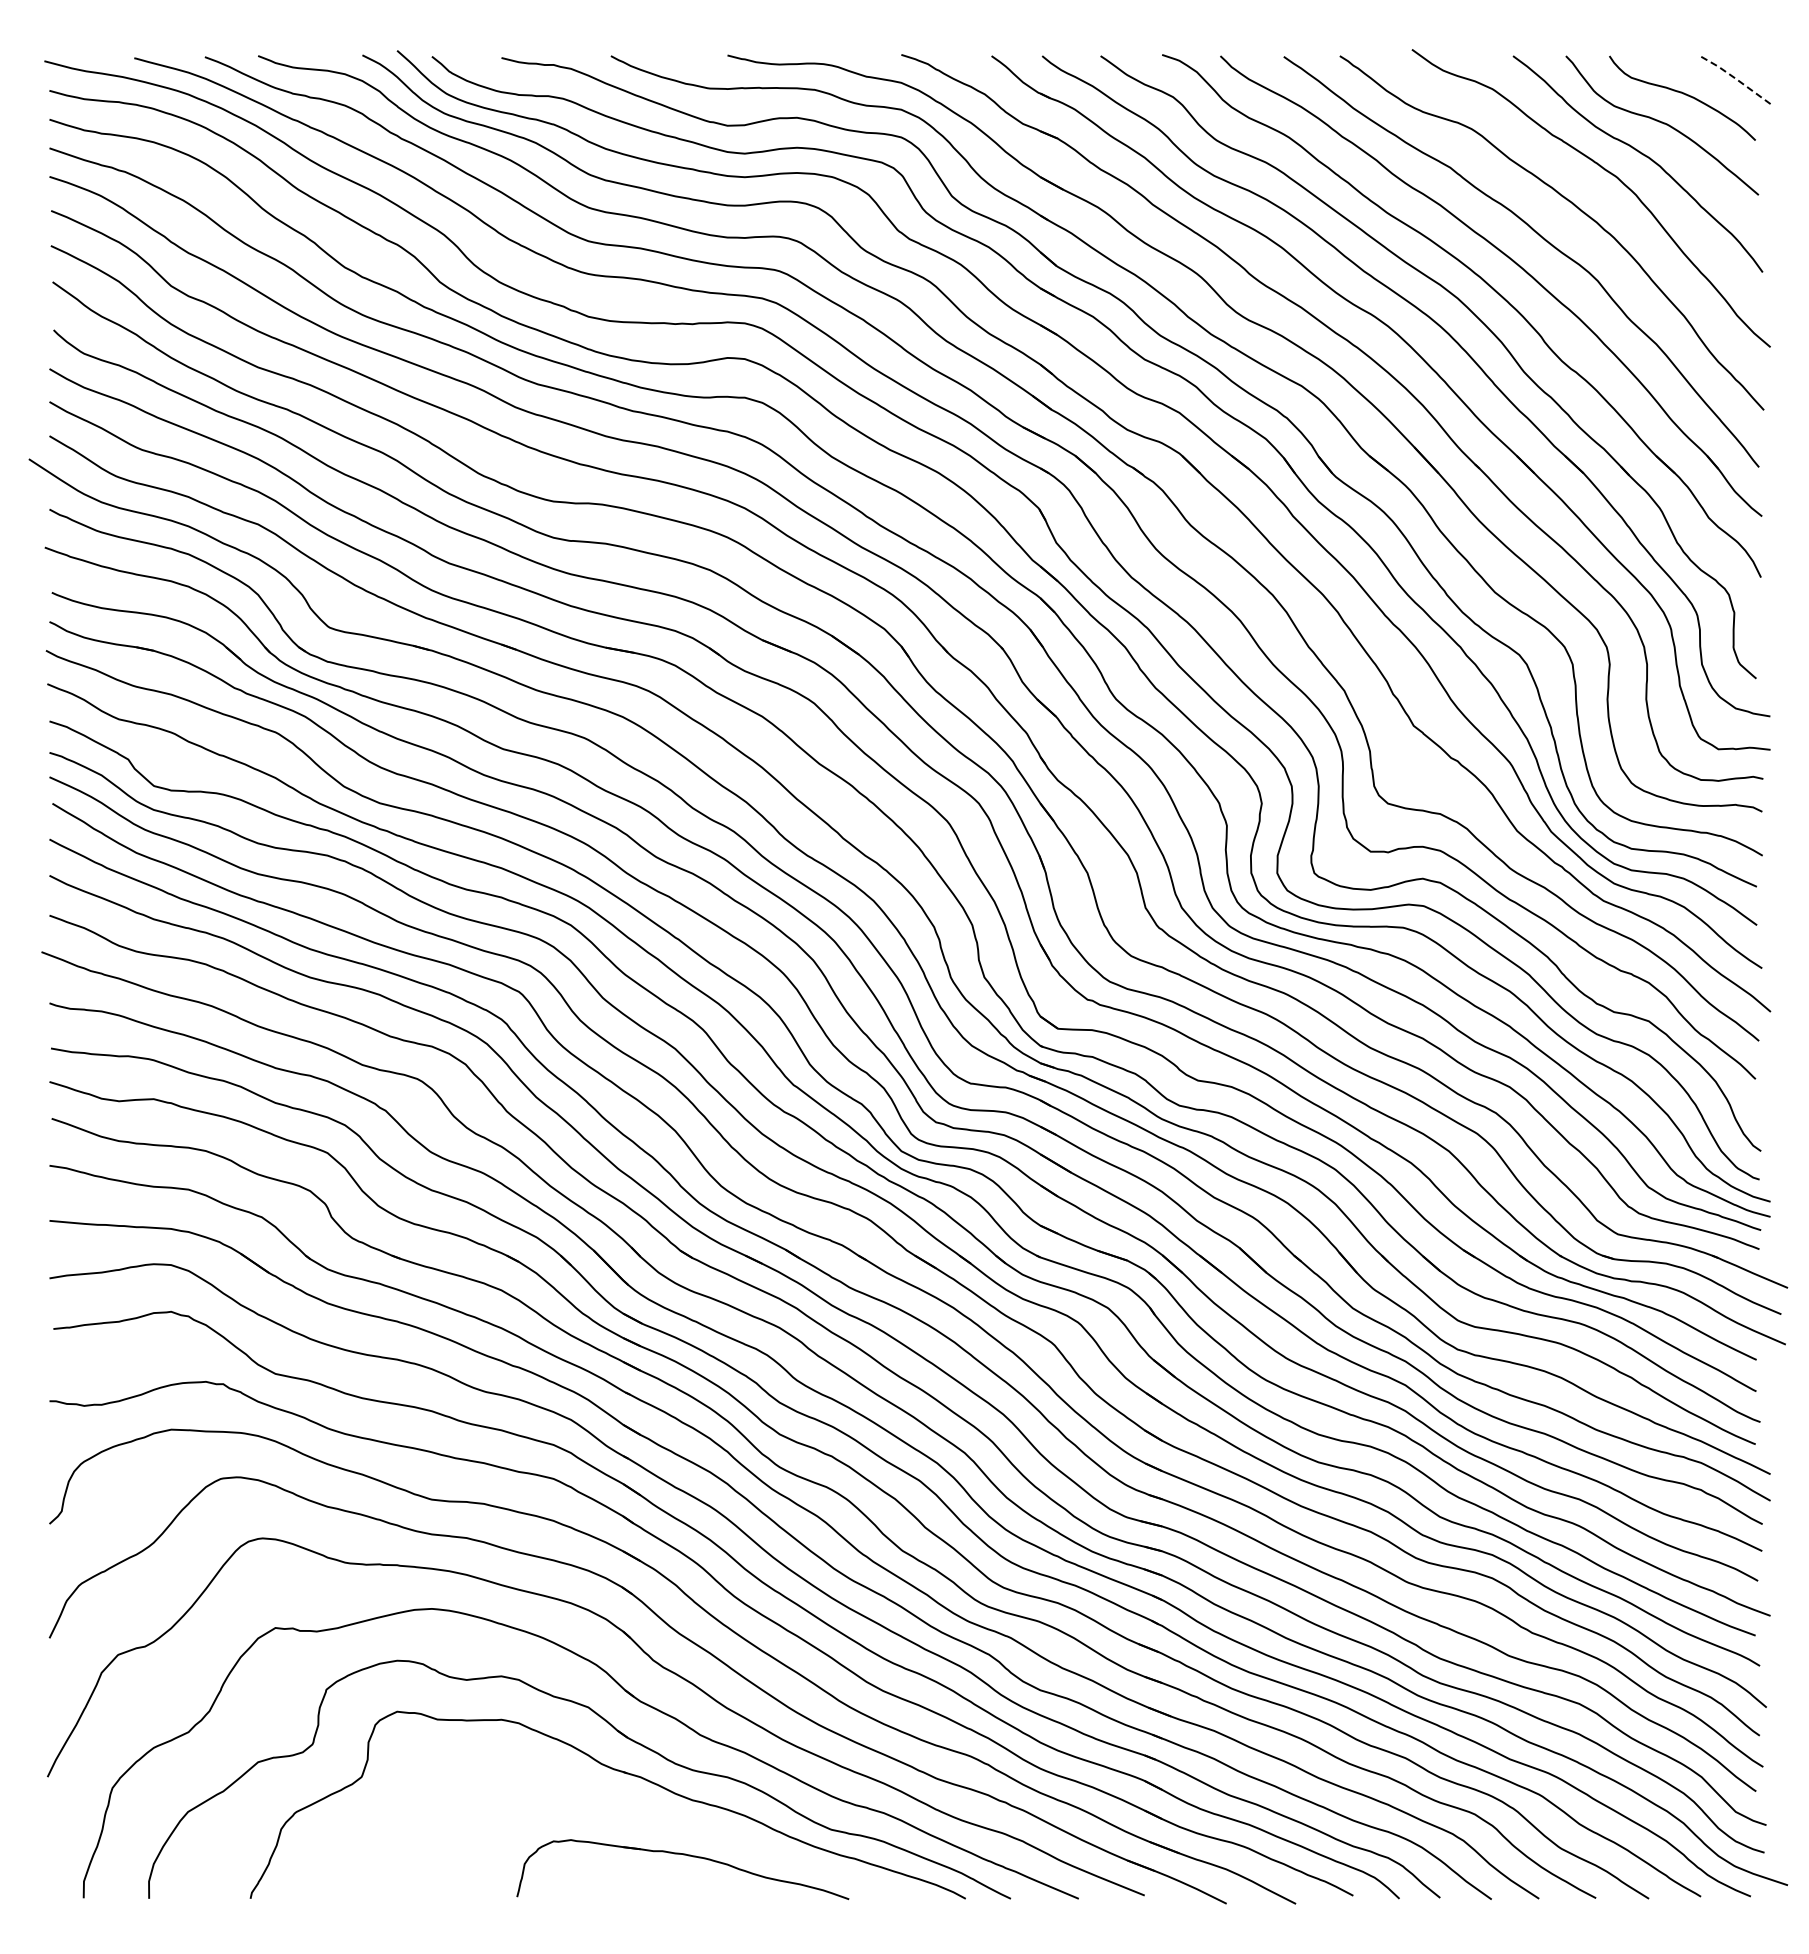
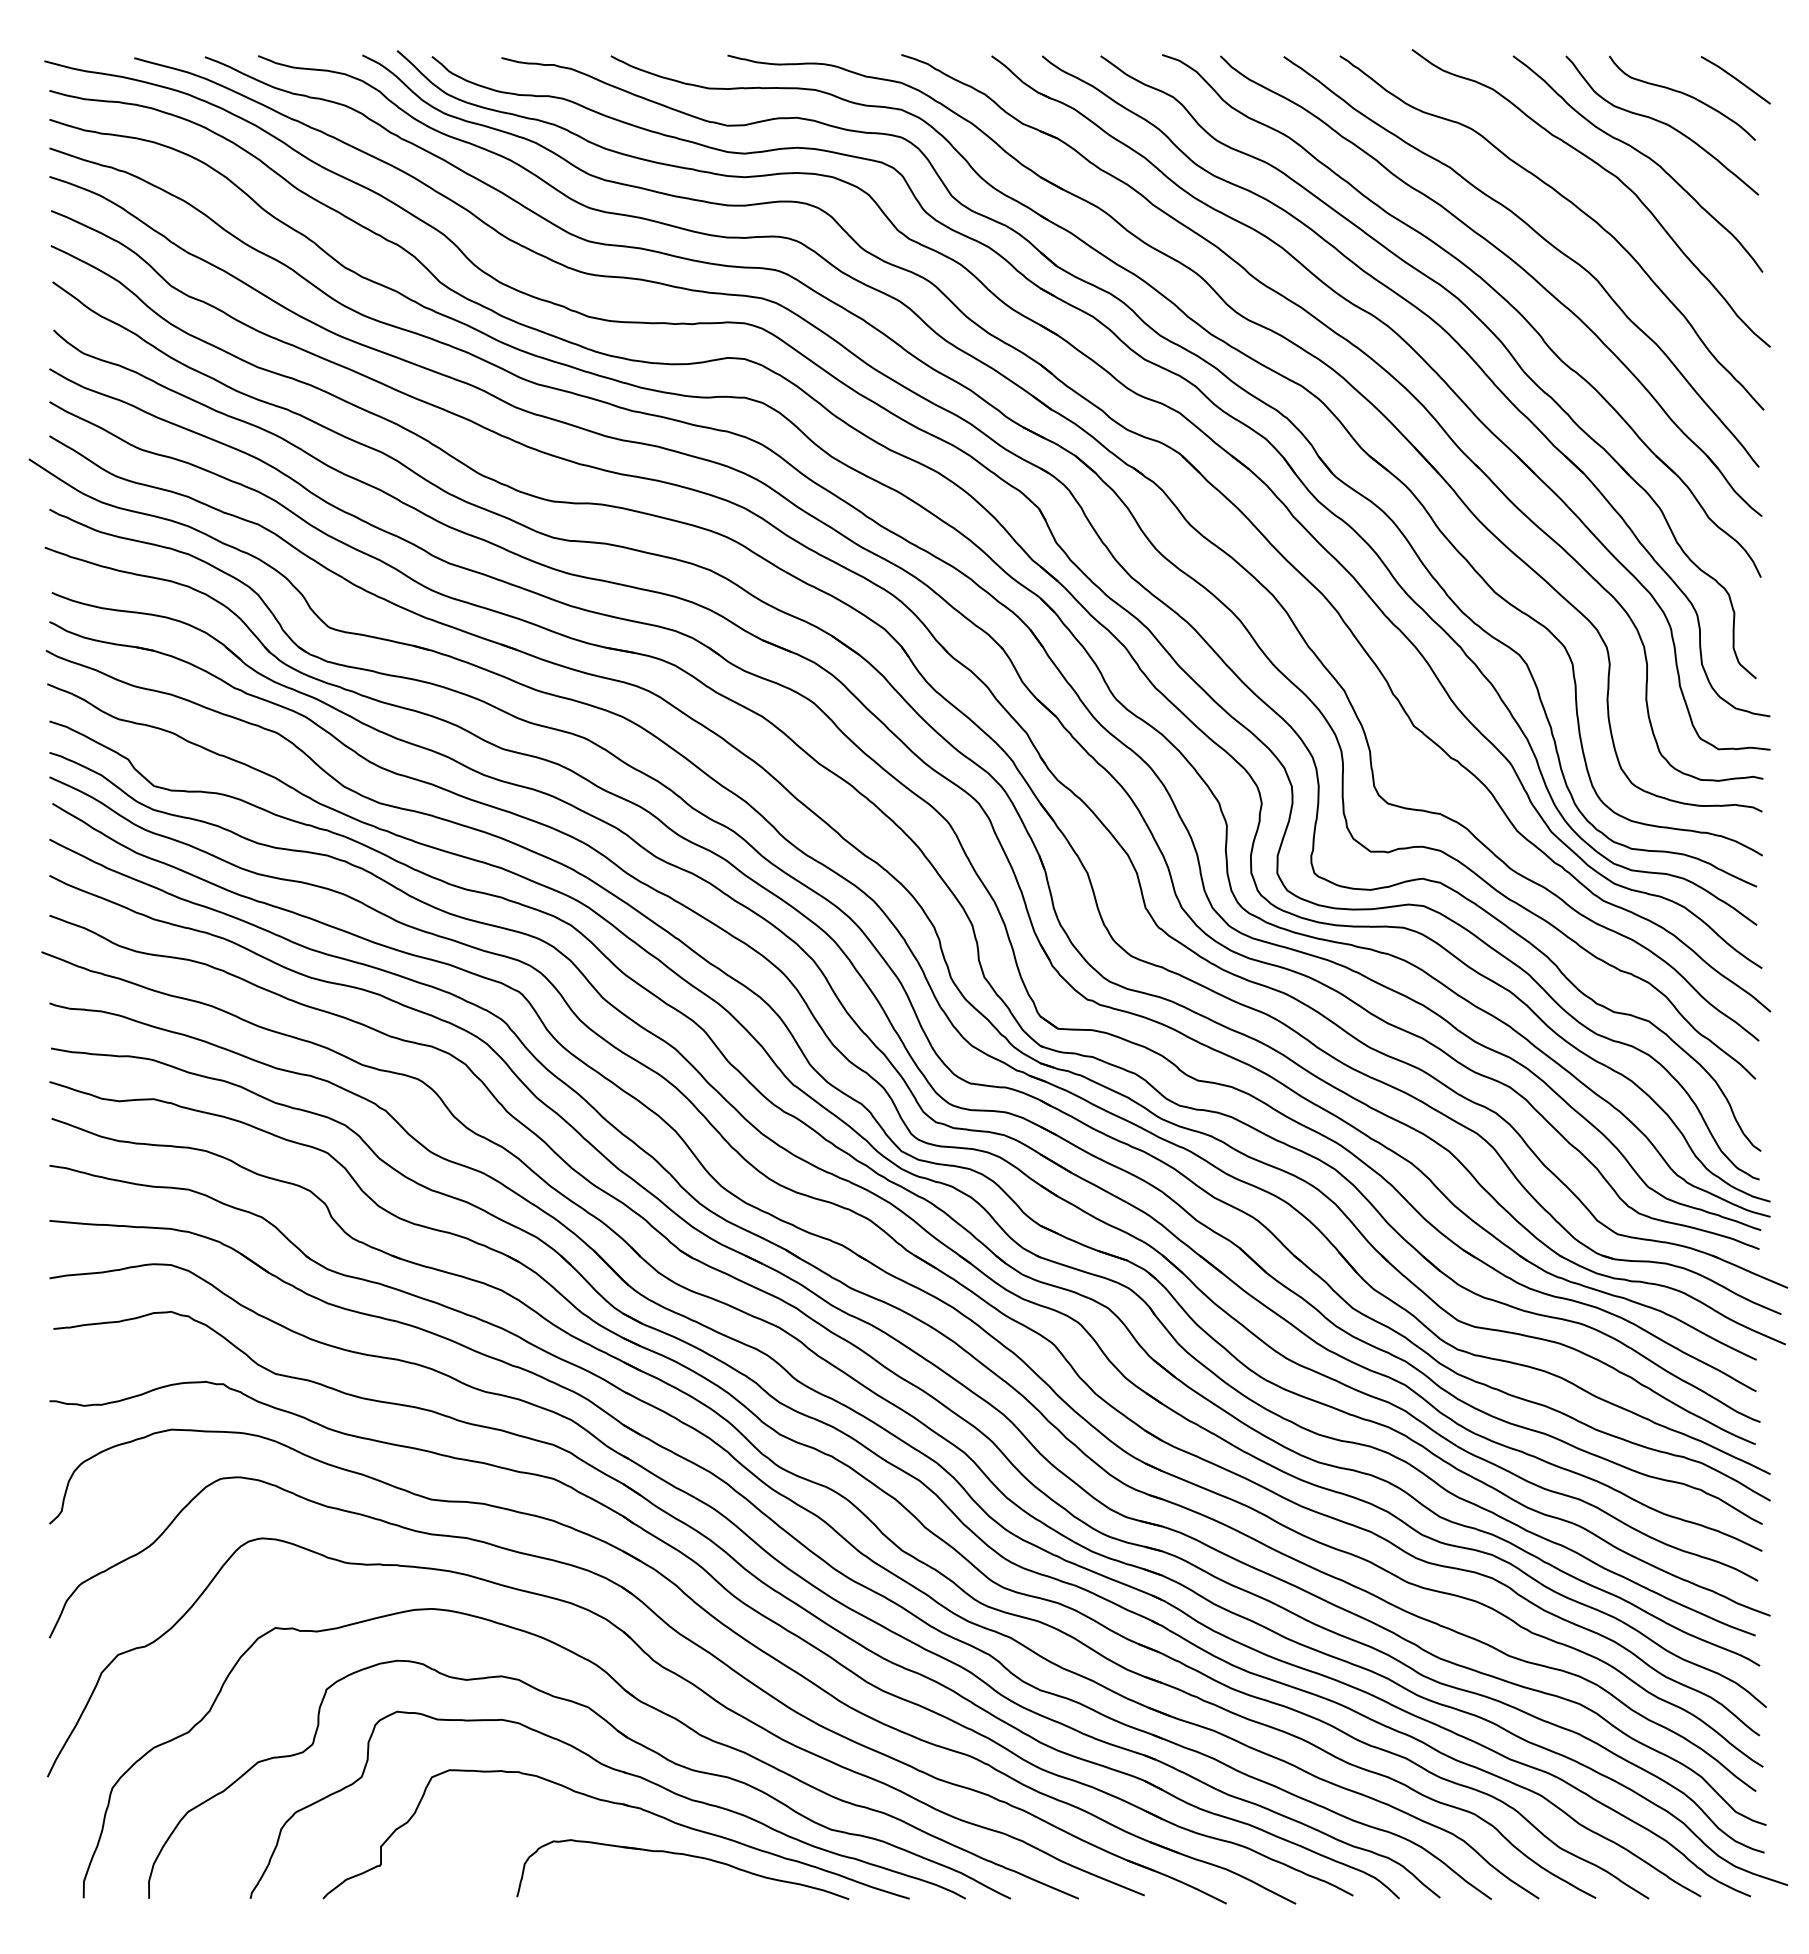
line: dashed -> solid (1735, 78)
part: none -> present (622, 1805)
